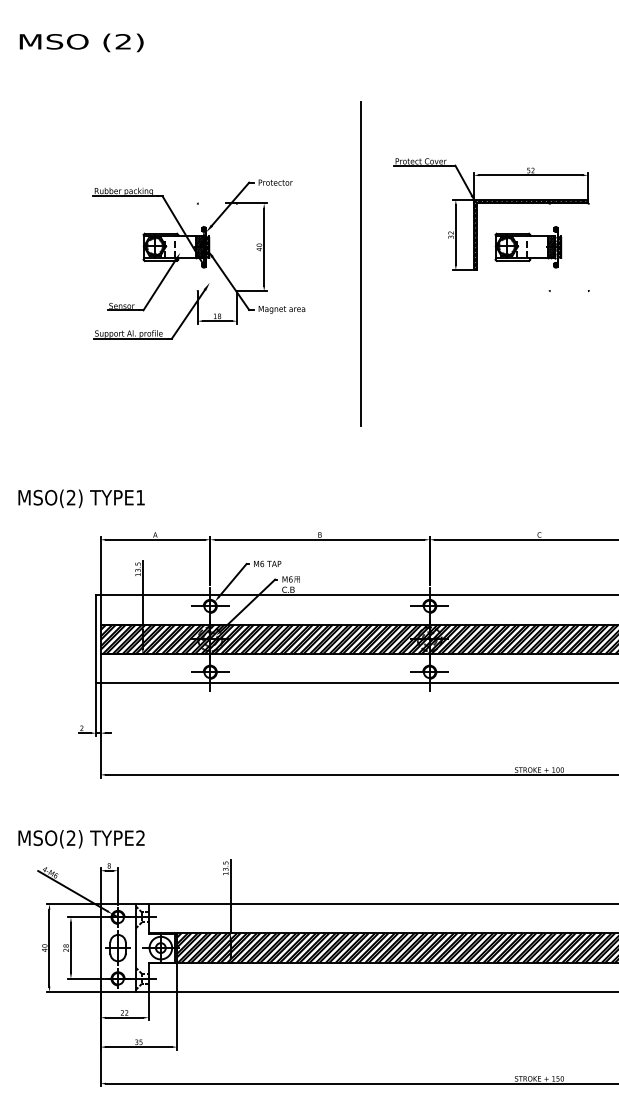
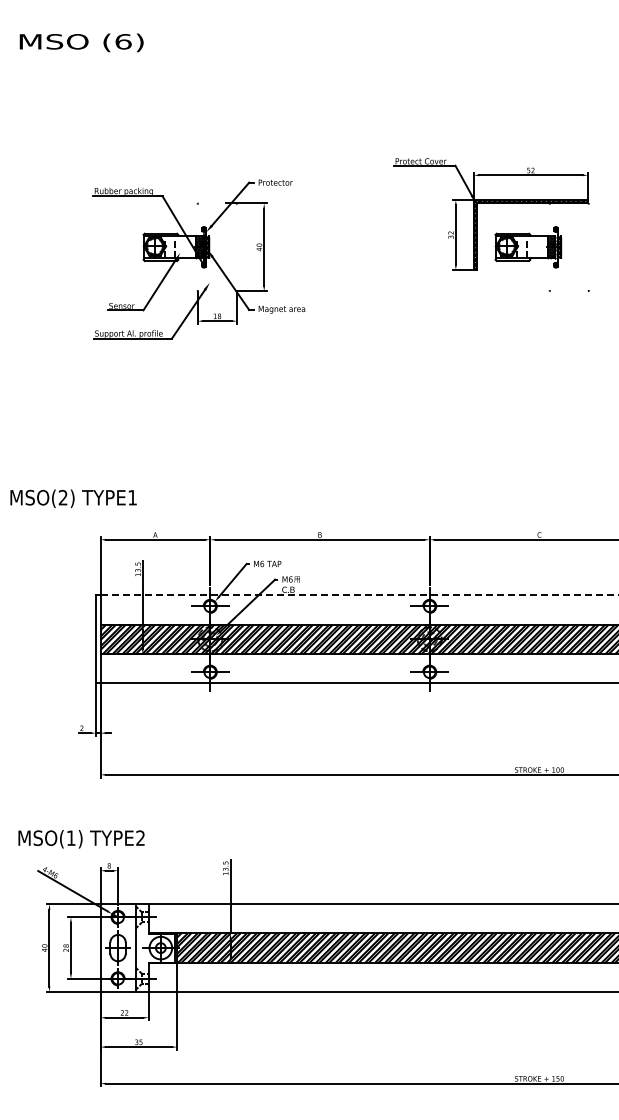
text: (2) -> (6) (123, 41)
line: present -> none (360, 264)
text position: (81, 498) -> (73, 498) (73, 498)
line: solid -> dashed (359, 595)
text: MSO(2) -> MSO(1) (70, 837)
